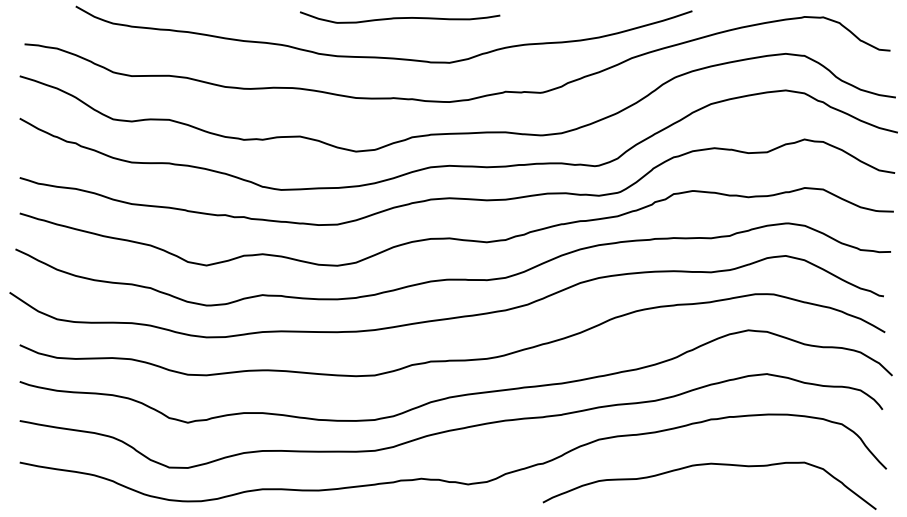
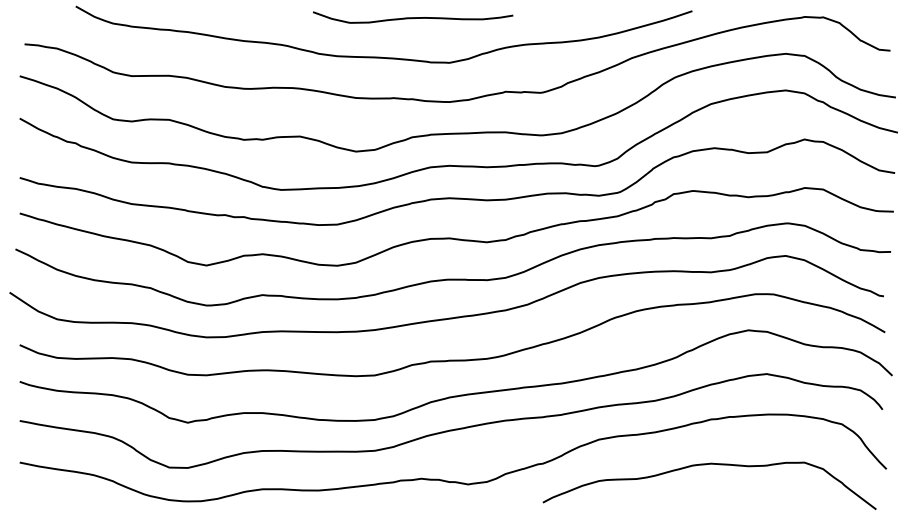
curve position: (400, 17) -> (413, 17) (413, 17)
